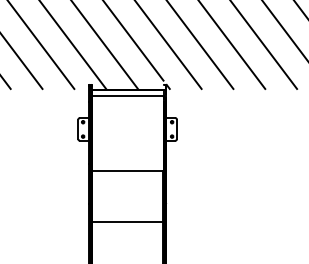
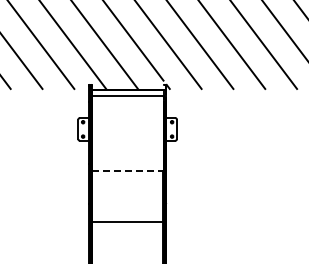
line: solid -> dashed (128, 170)
